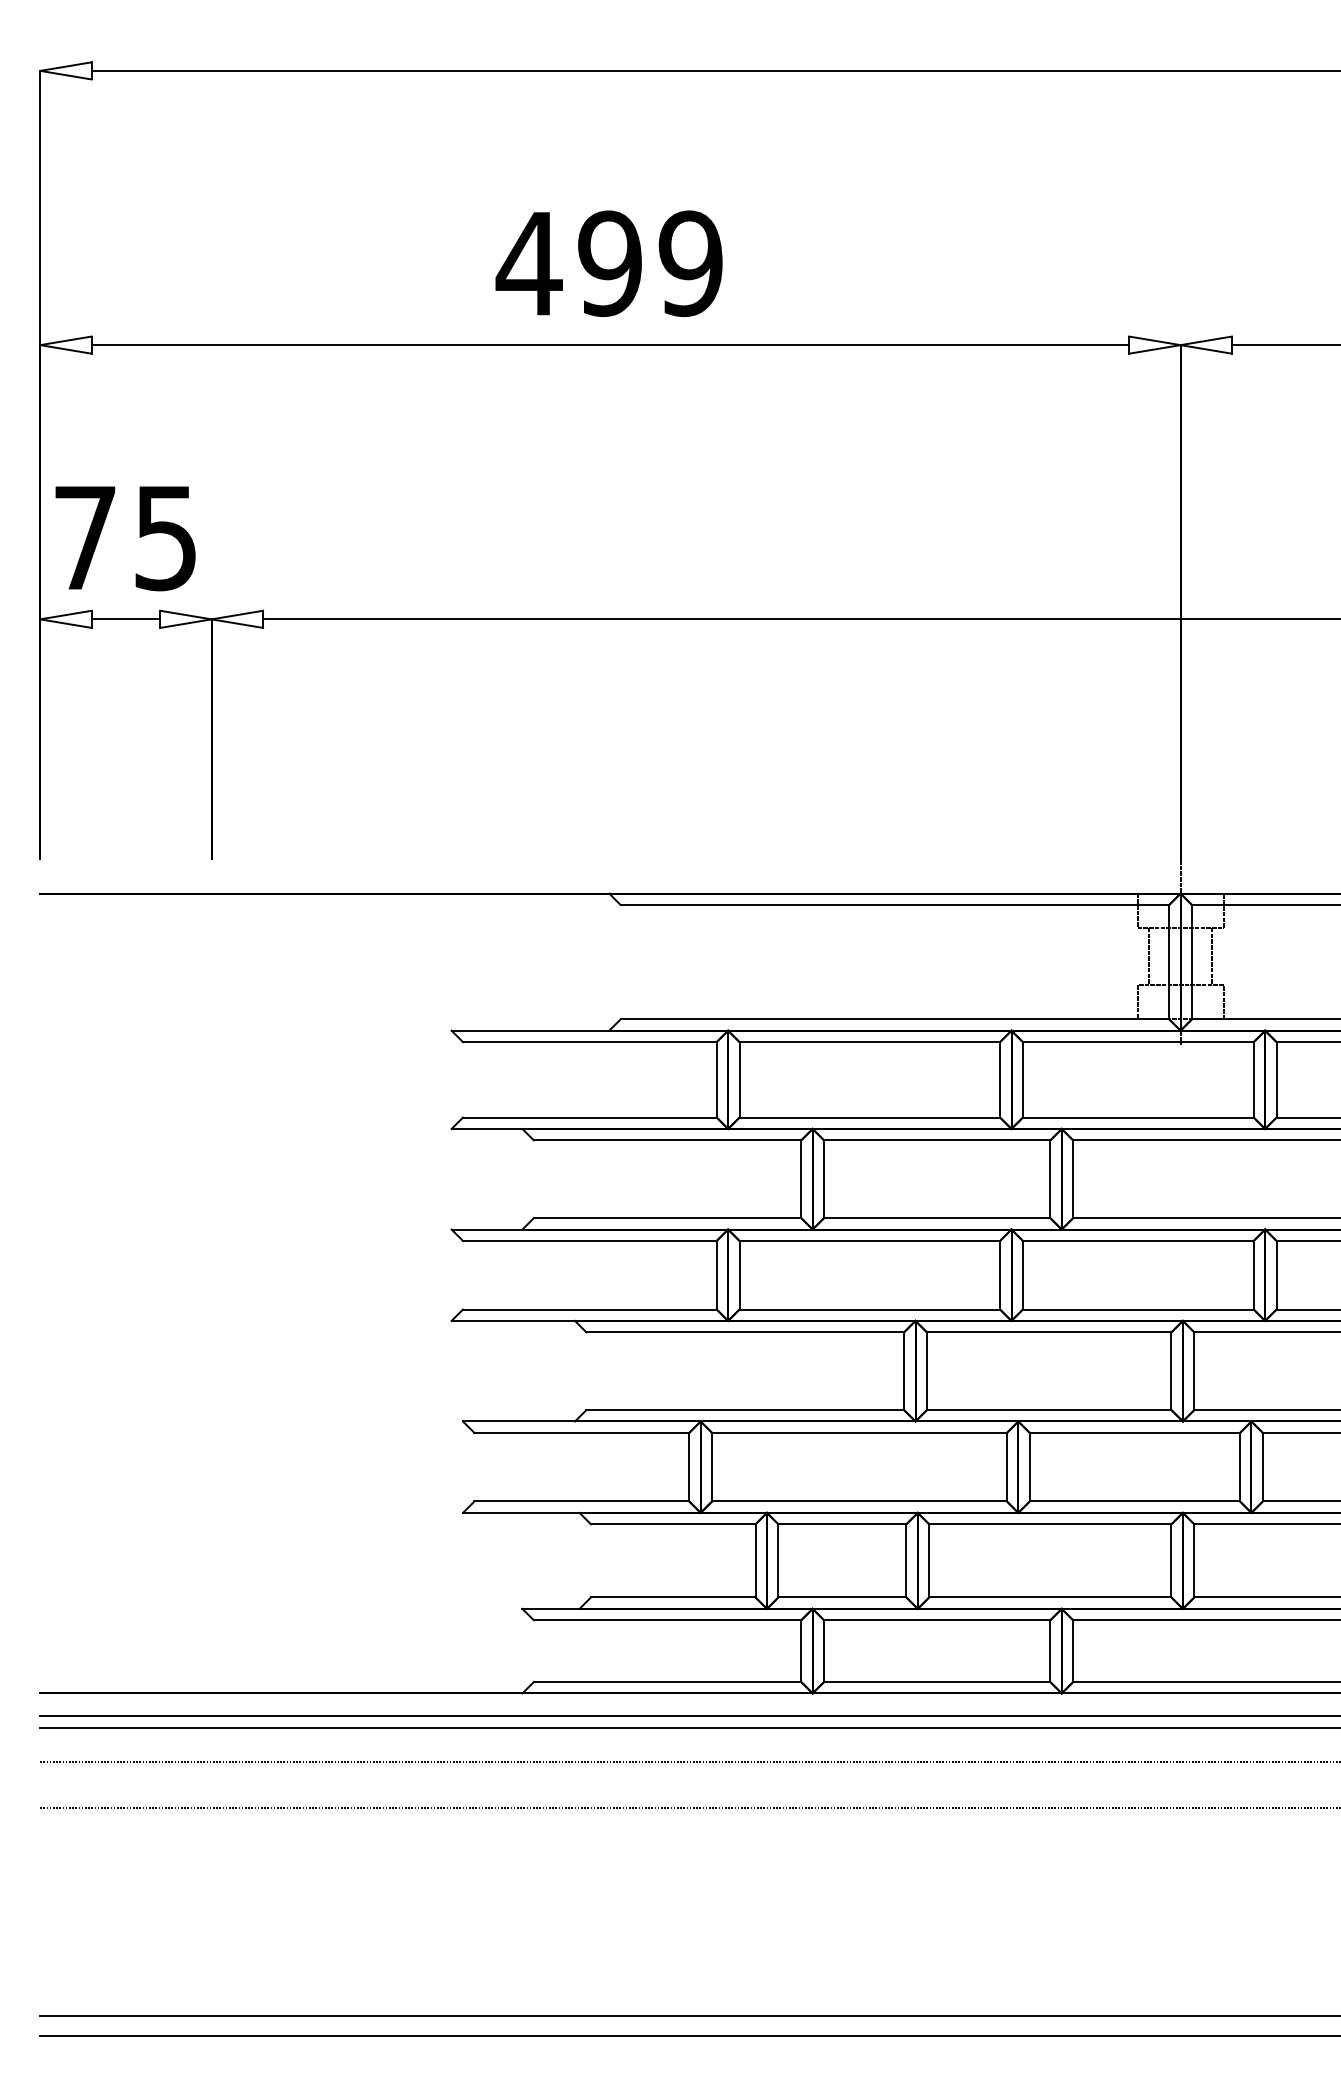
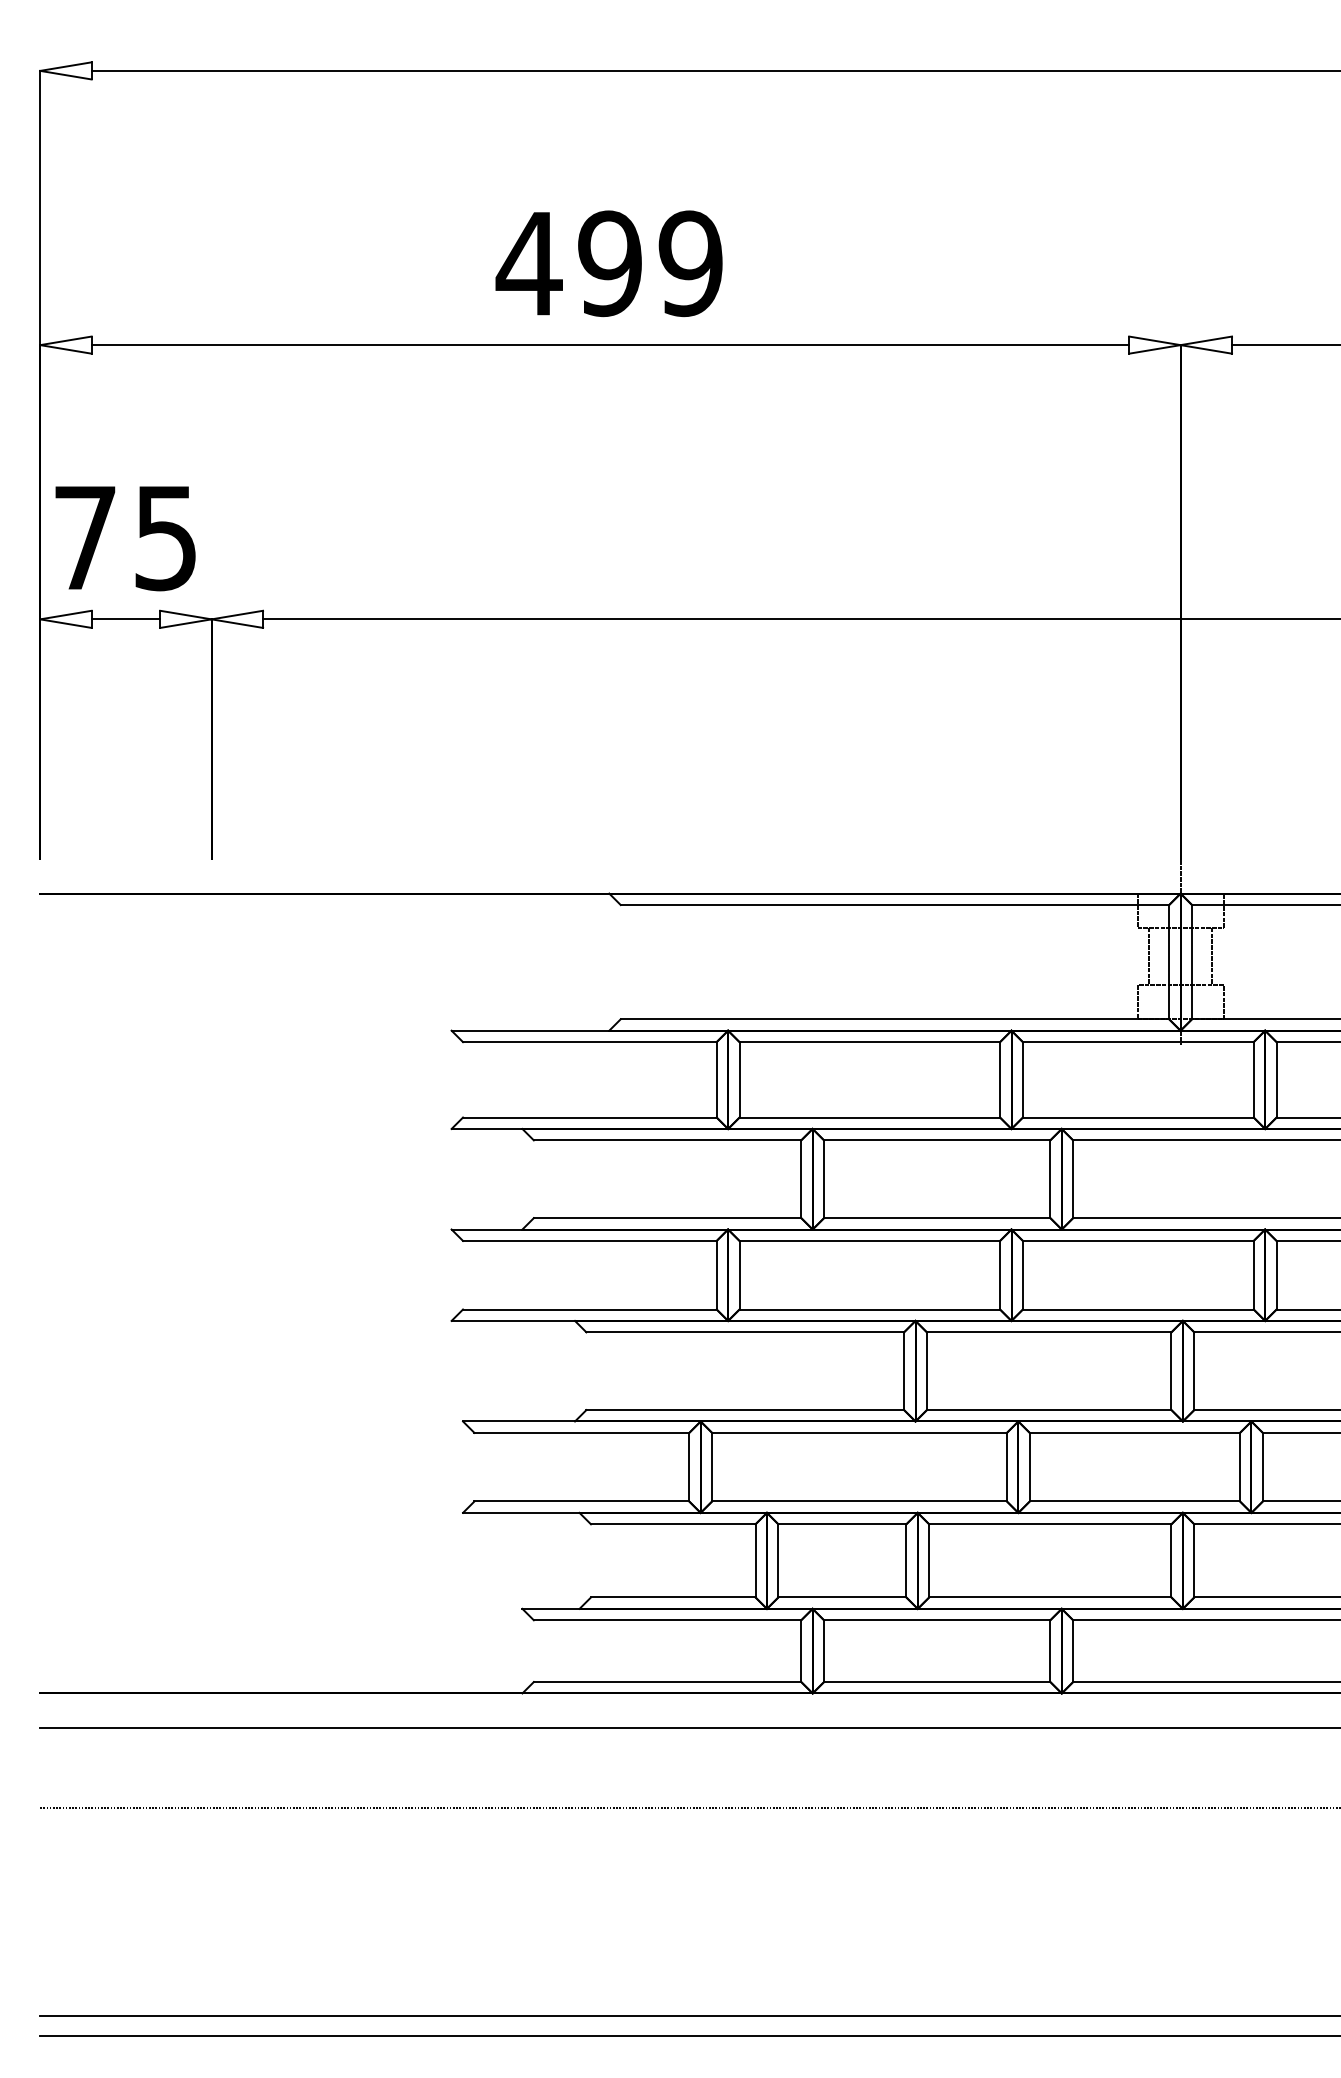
line: present -> none (688, 1716)
line: present -> none (688, 1761)
